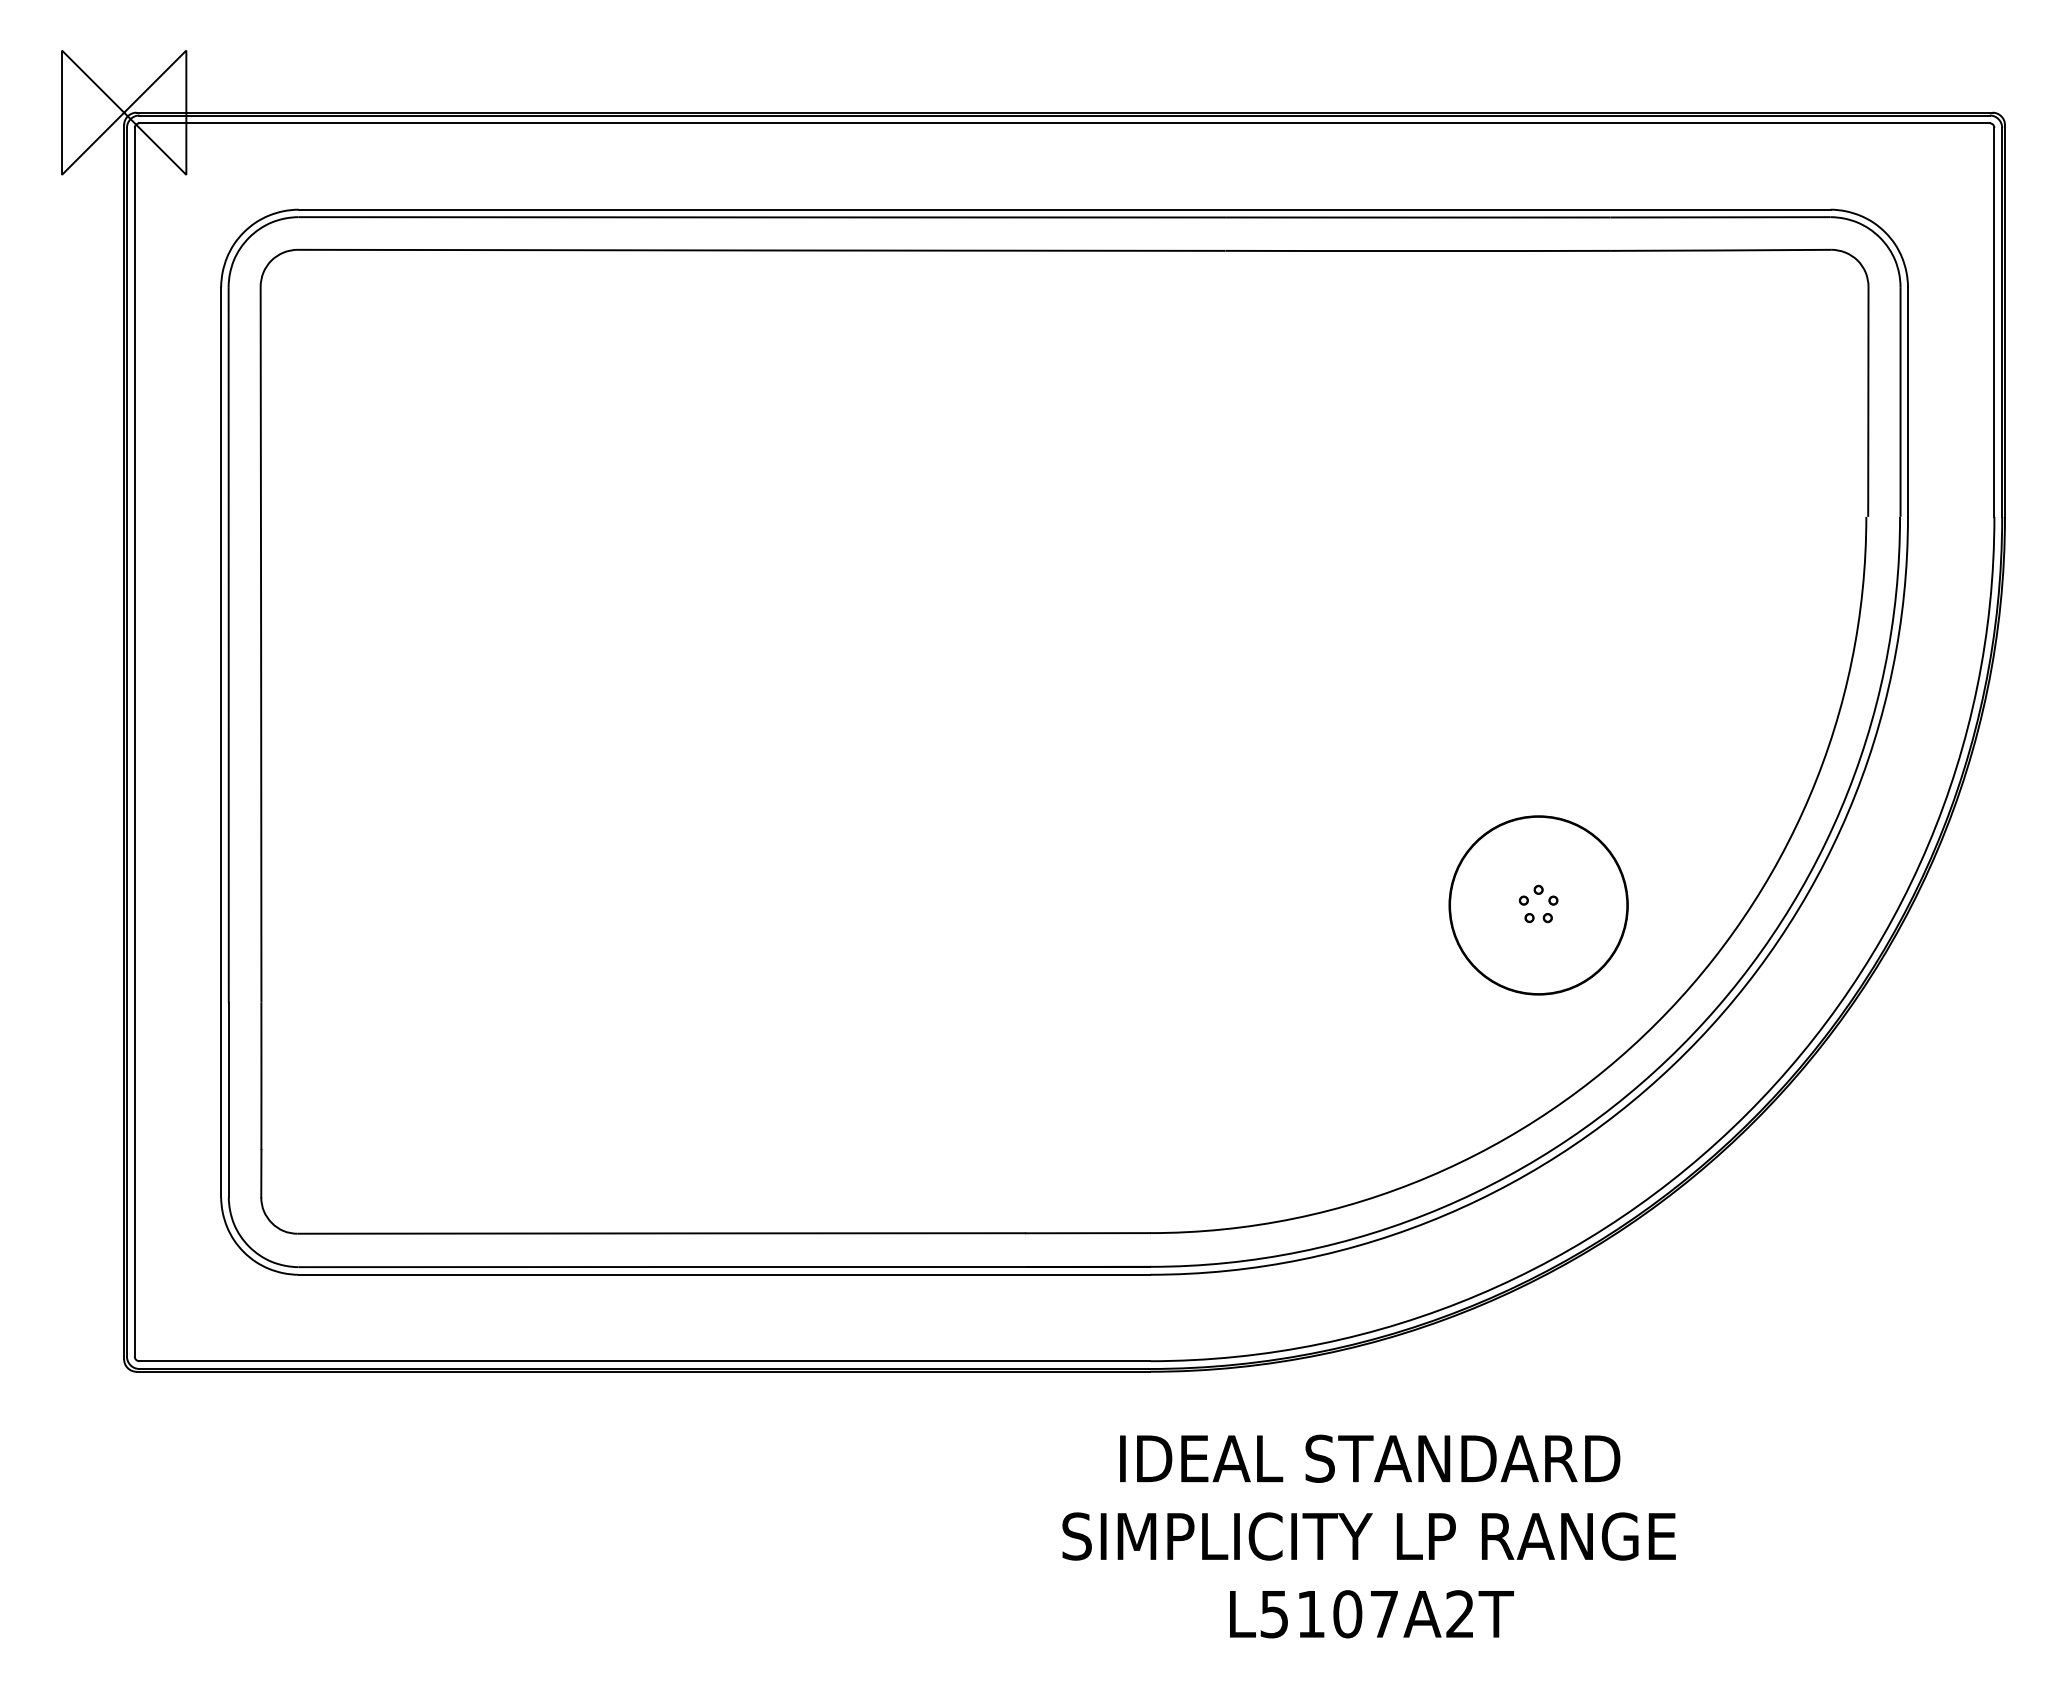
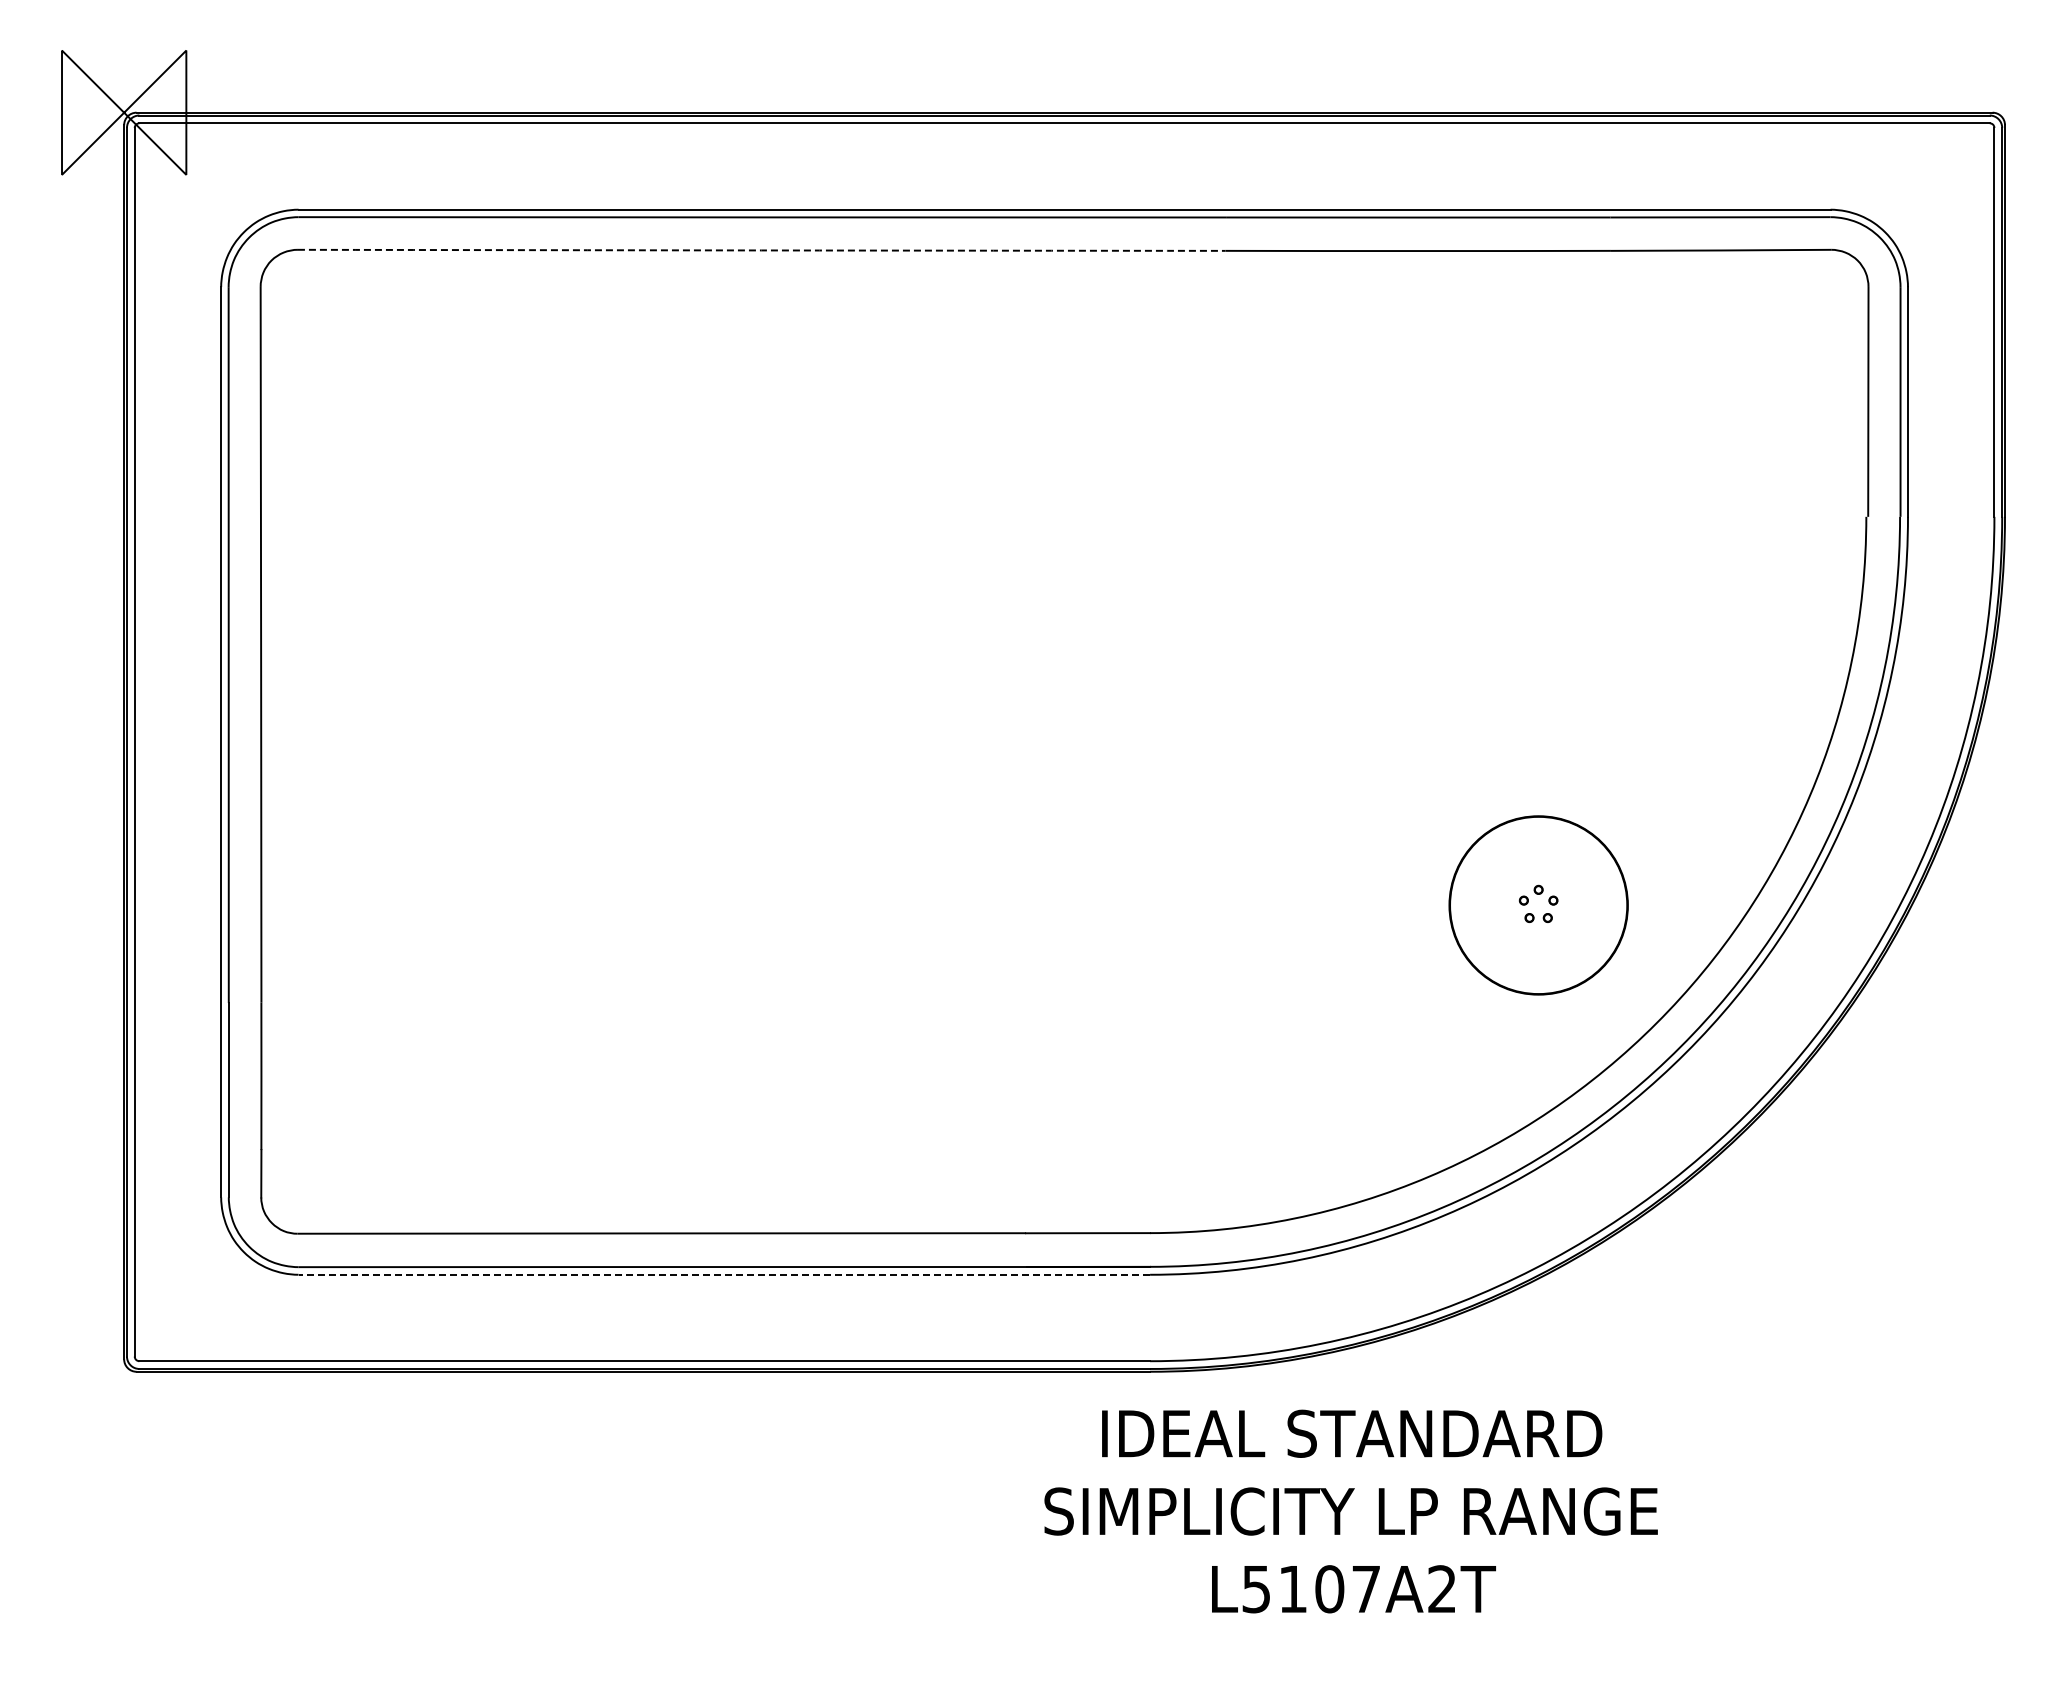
arc: solid -> dashed (761, 250)
line: solid -> dashed (724, 1274)
text position: (1368, 1536) -> (1350, 1511) (1350, 1511)
